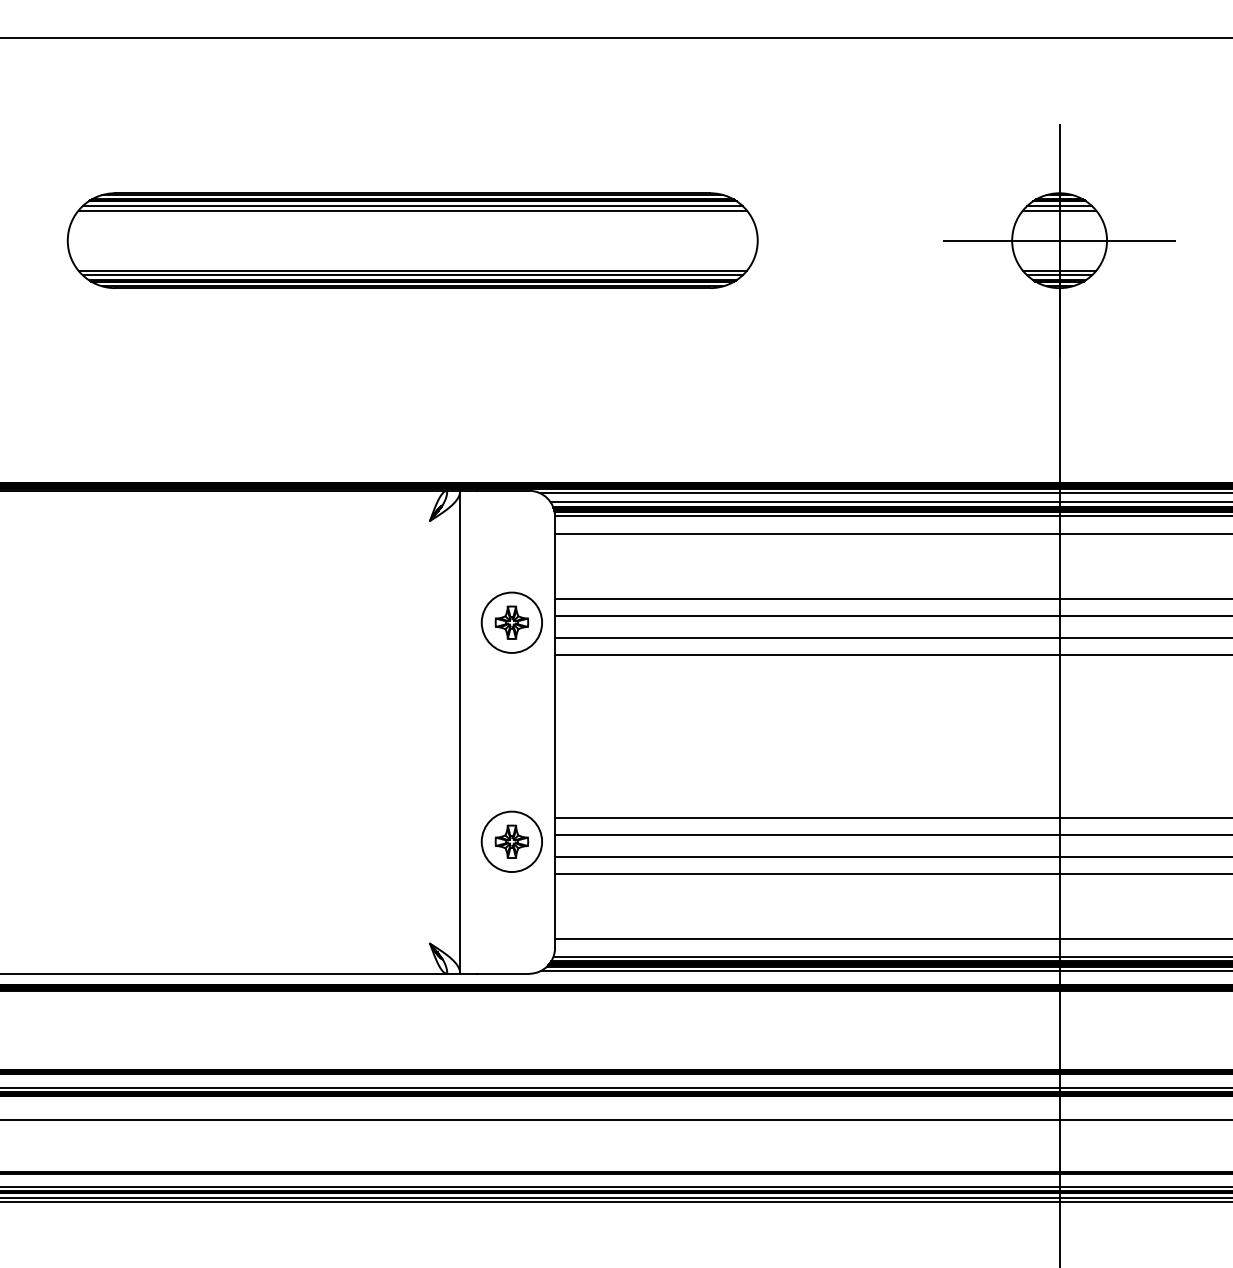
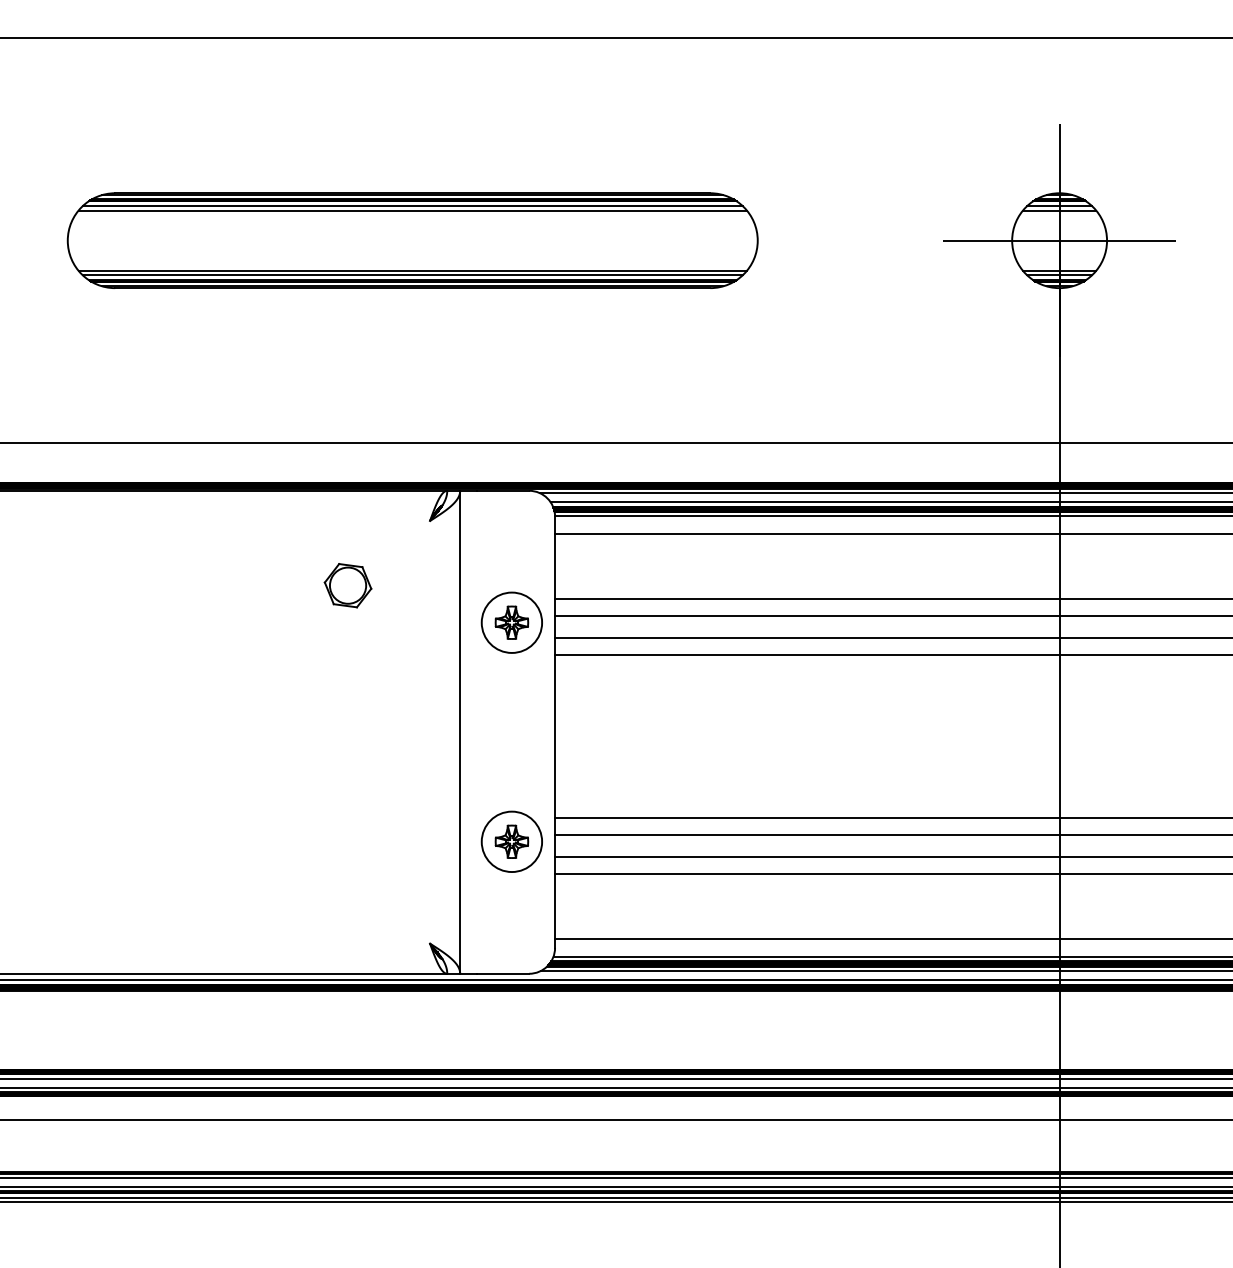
line: none -> present (615, 443)
part: none -> present (347, 585)
line: none -> present (615, 980)
line: none -> present (615, 1078)
line: none -> present (615, 1177)
